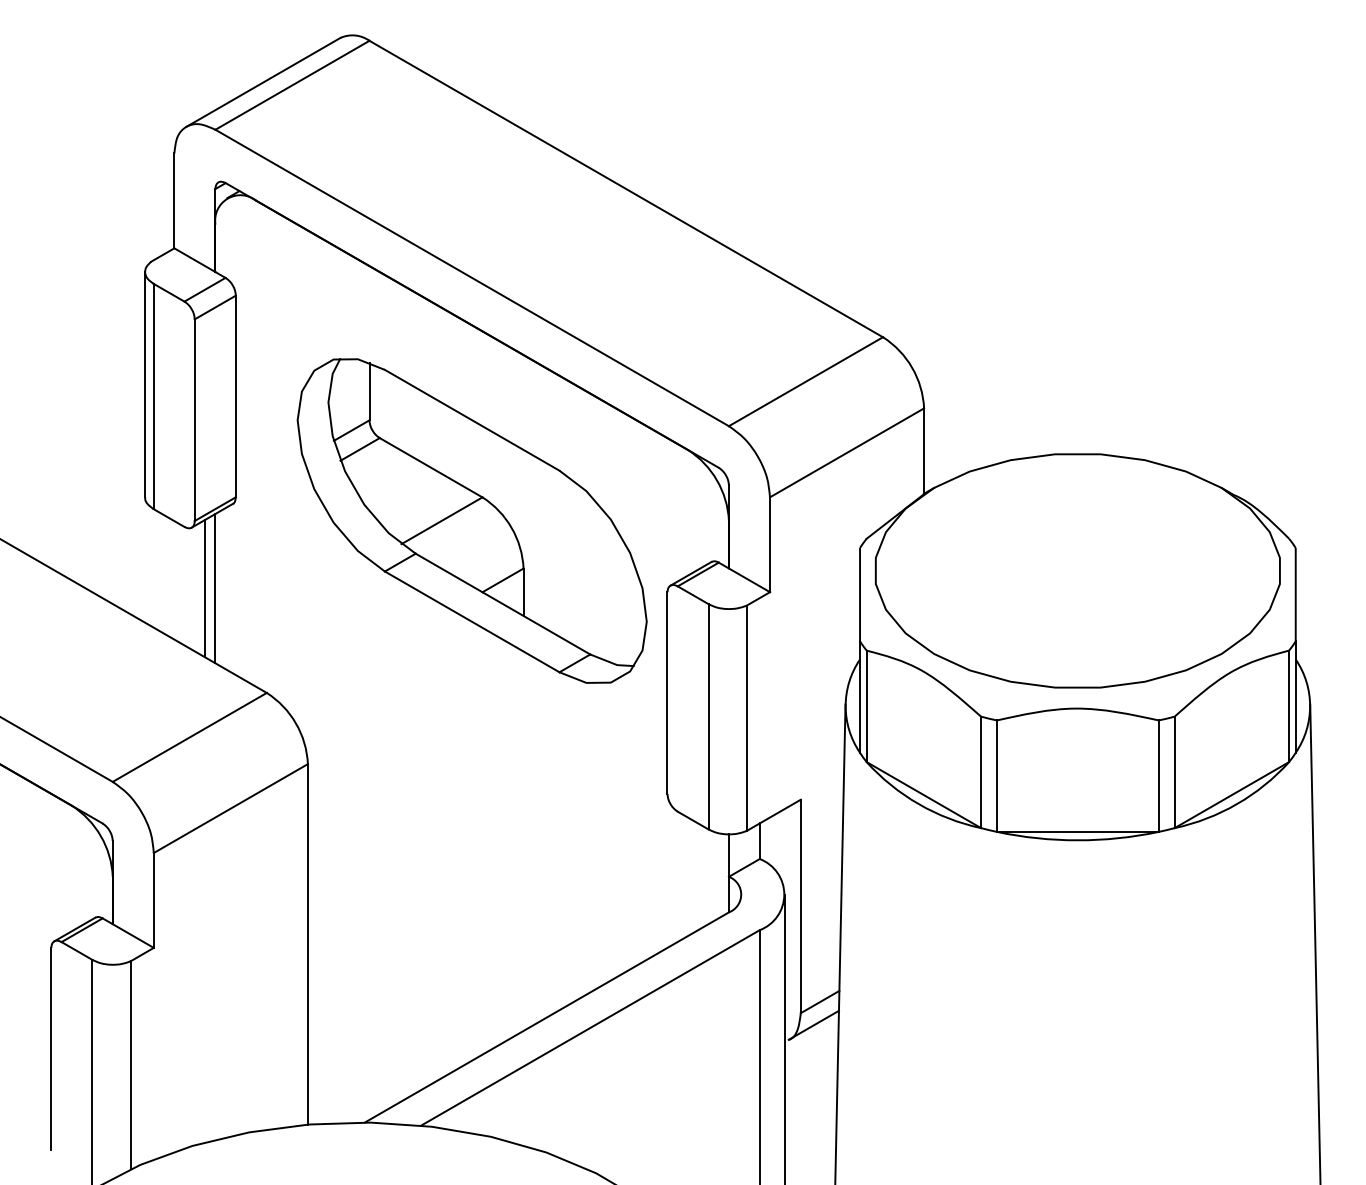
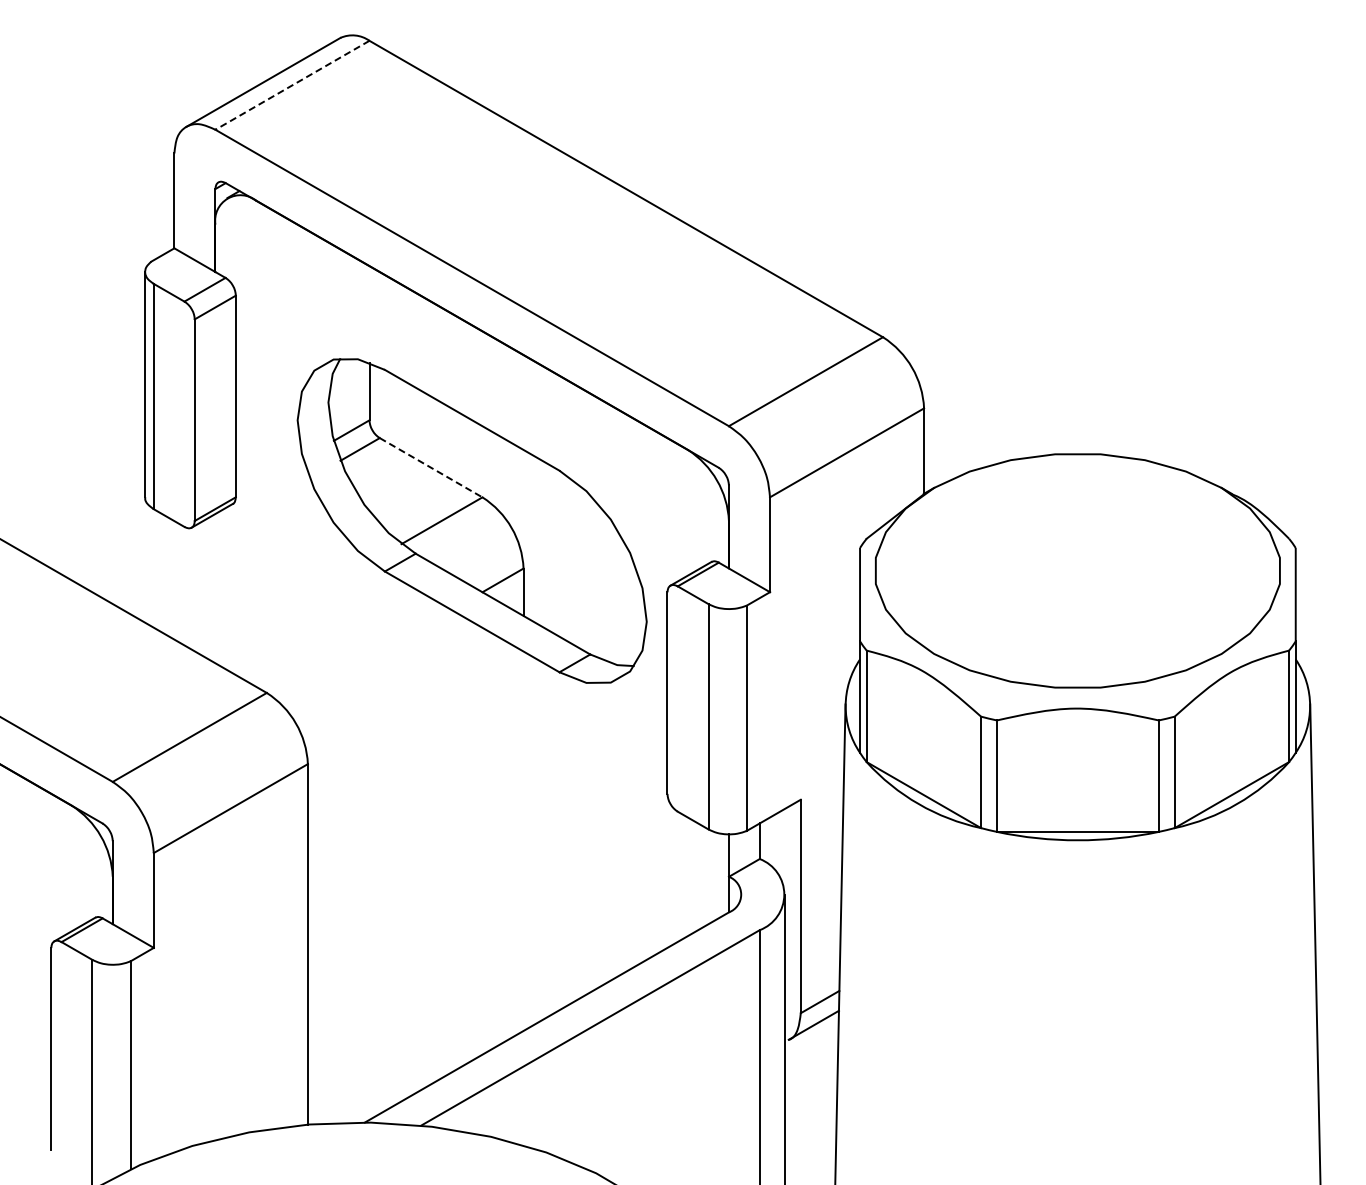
line: solid -> dashed (292, 85)
line: solid -> dashed (431, 468)
line: present -> none (205, 588)
line: present -> none (215, 588)
